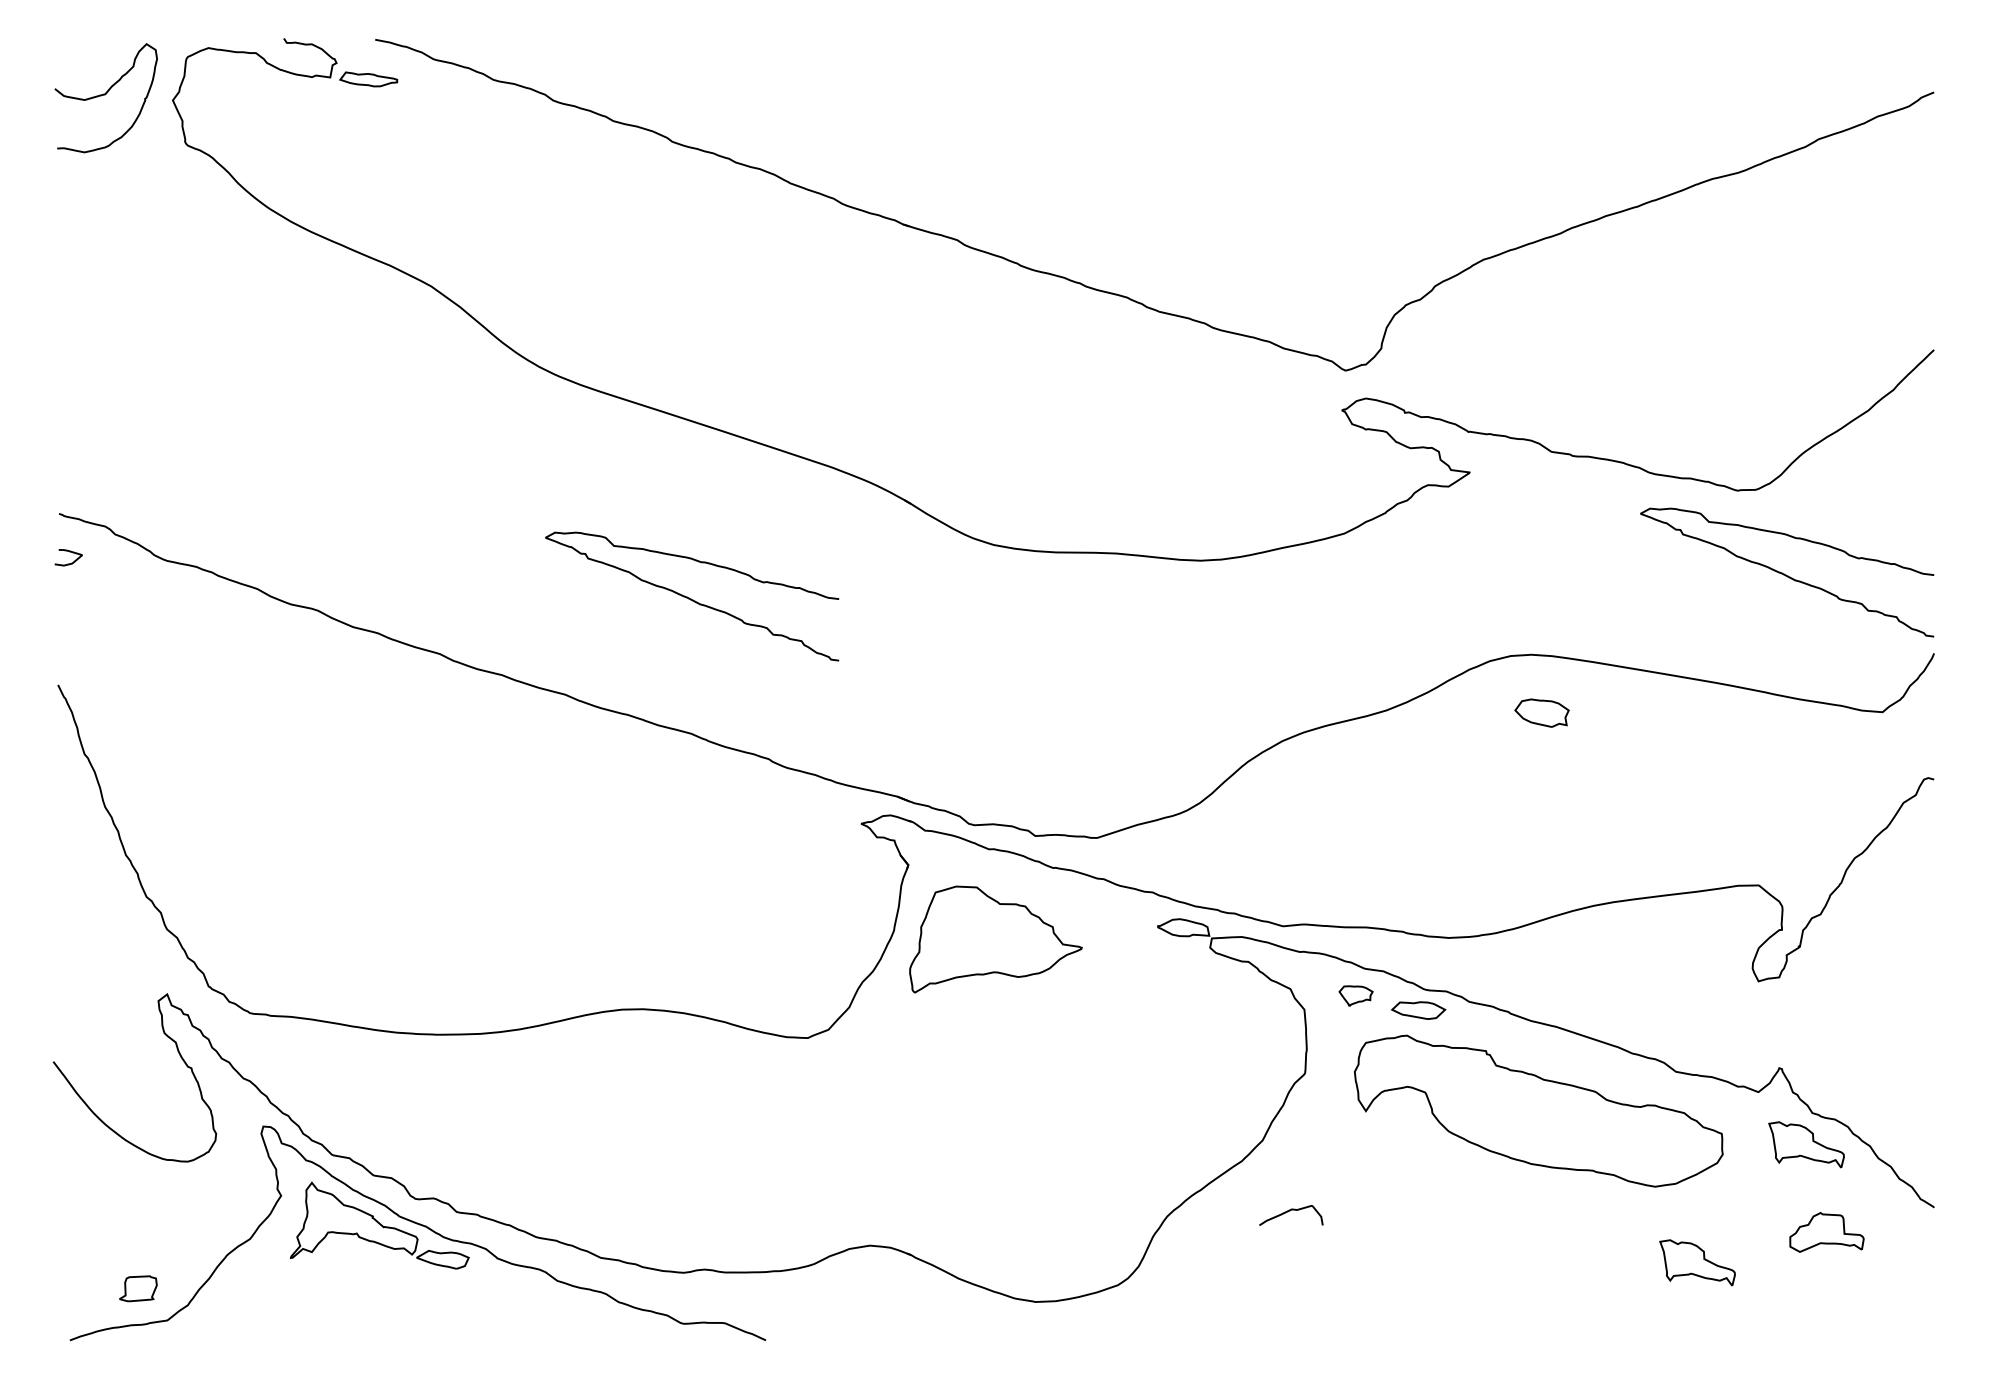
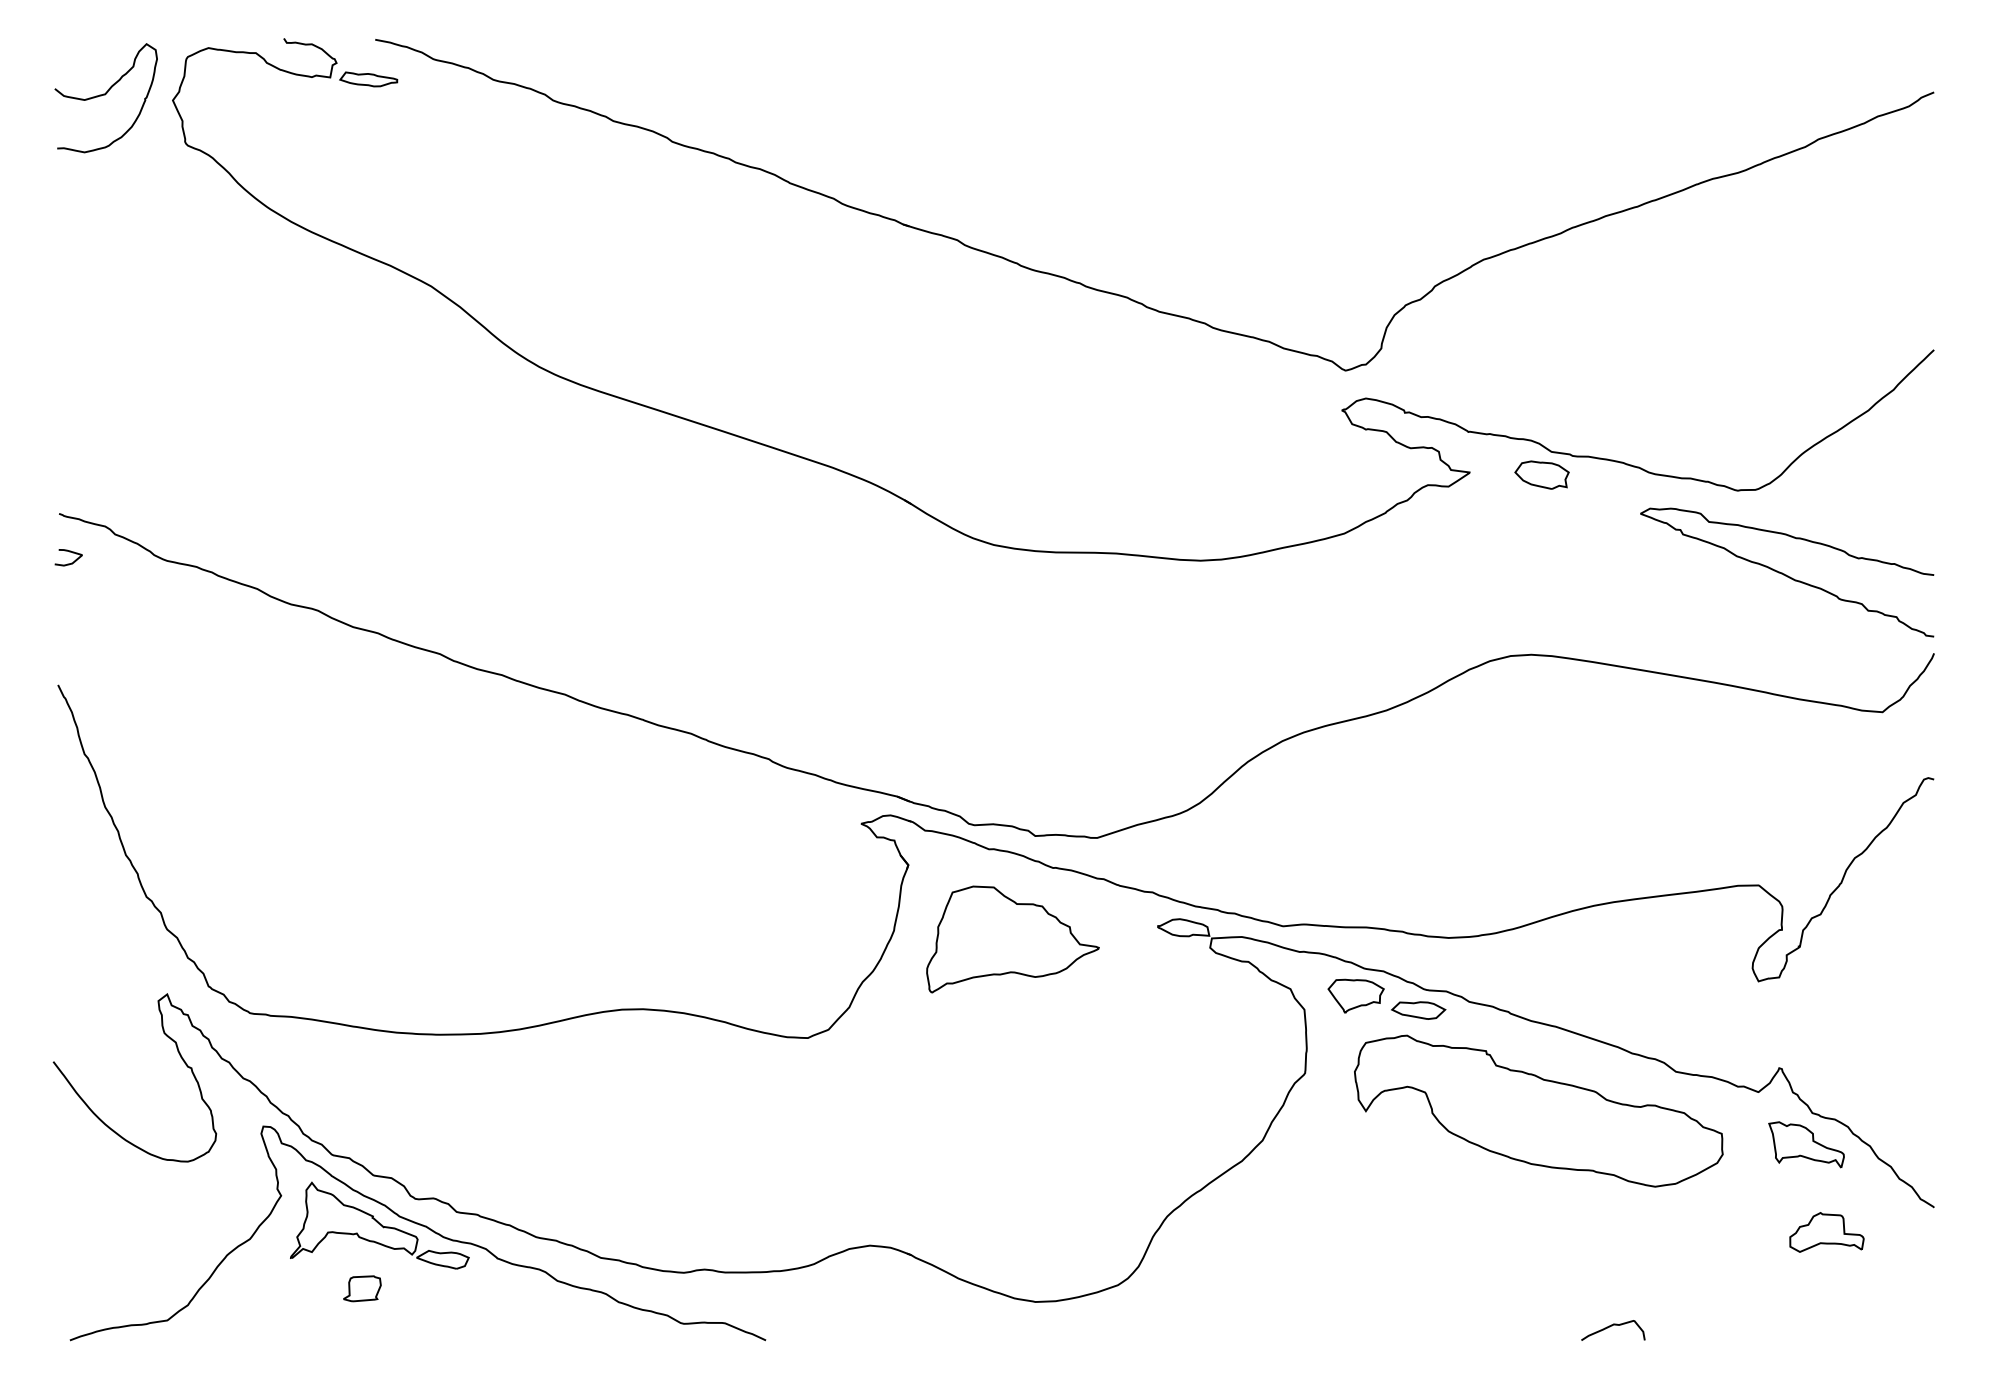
curve: present -> none (691, 598)
part position: (1541, 712) -> (1541, 474) (1541, 474)
part position: (995, 939) -> (1012, 939) (1012, 939)
part size: 36x22 px -> 58x36 px (1355, 995)
curve position: (1290, 1211) -> (1612, 1326) (1612, 1326)
part: present -> none (1697, 1262)
part position: (138, 1288) -> (362, 1288) (362, 1288)
